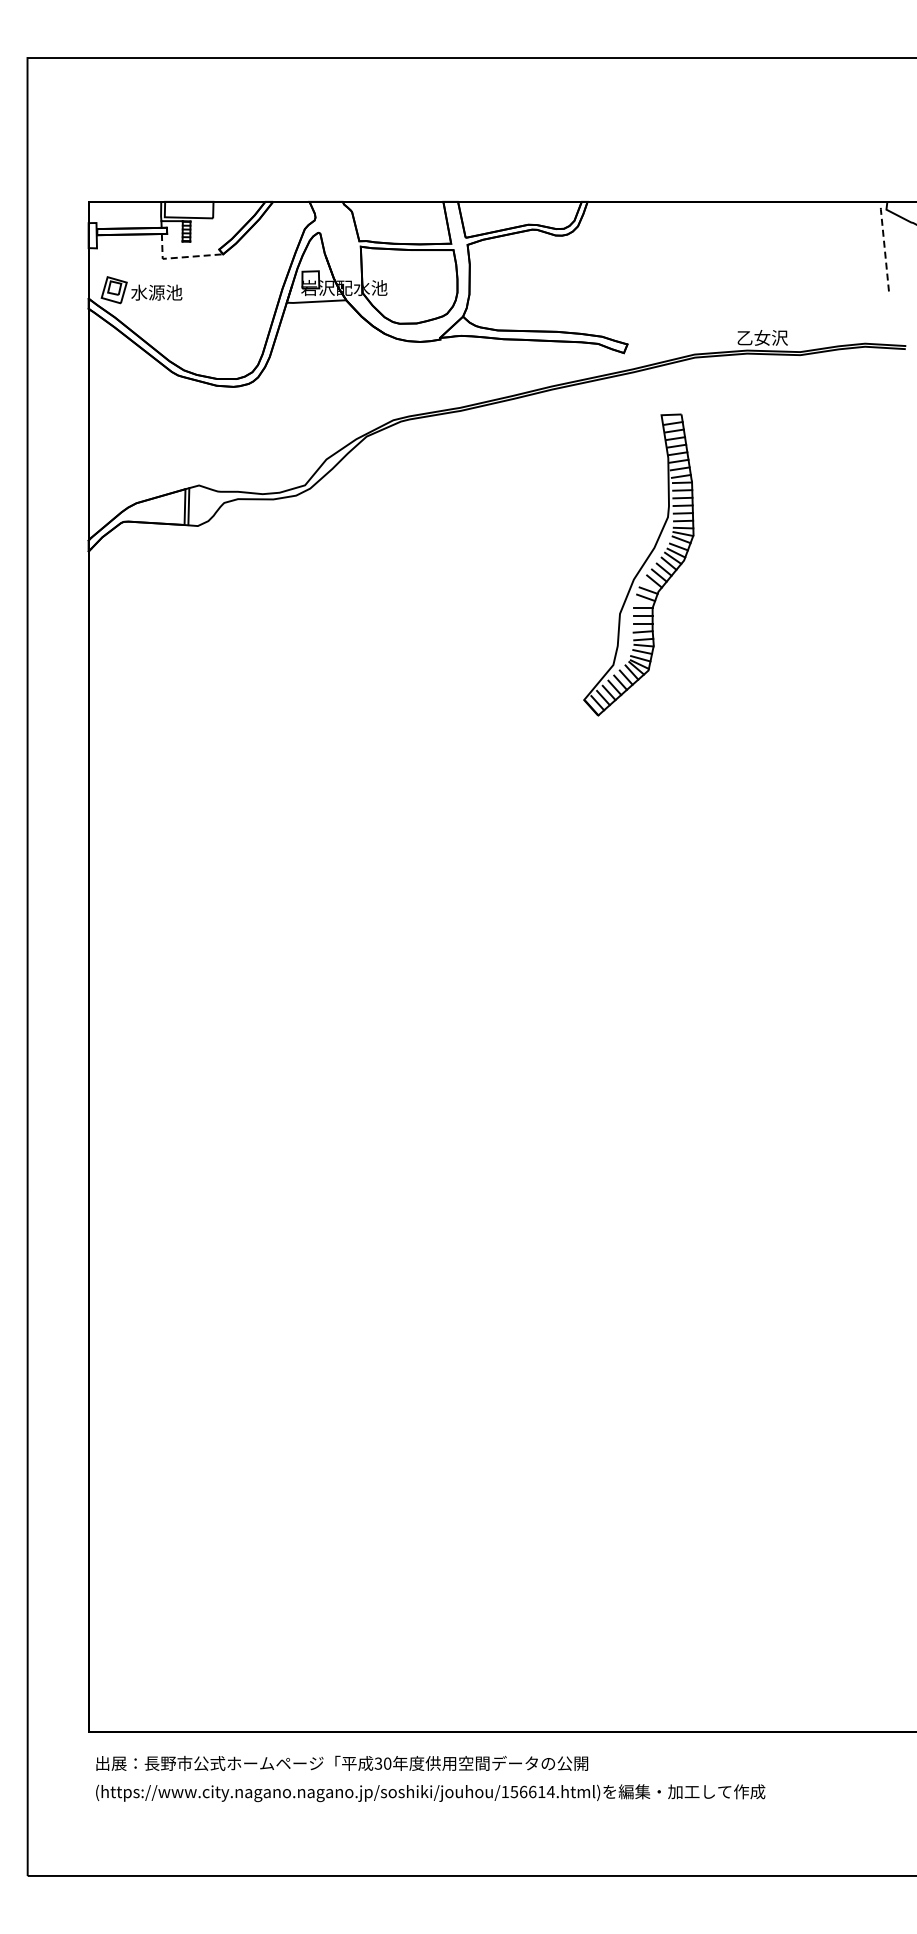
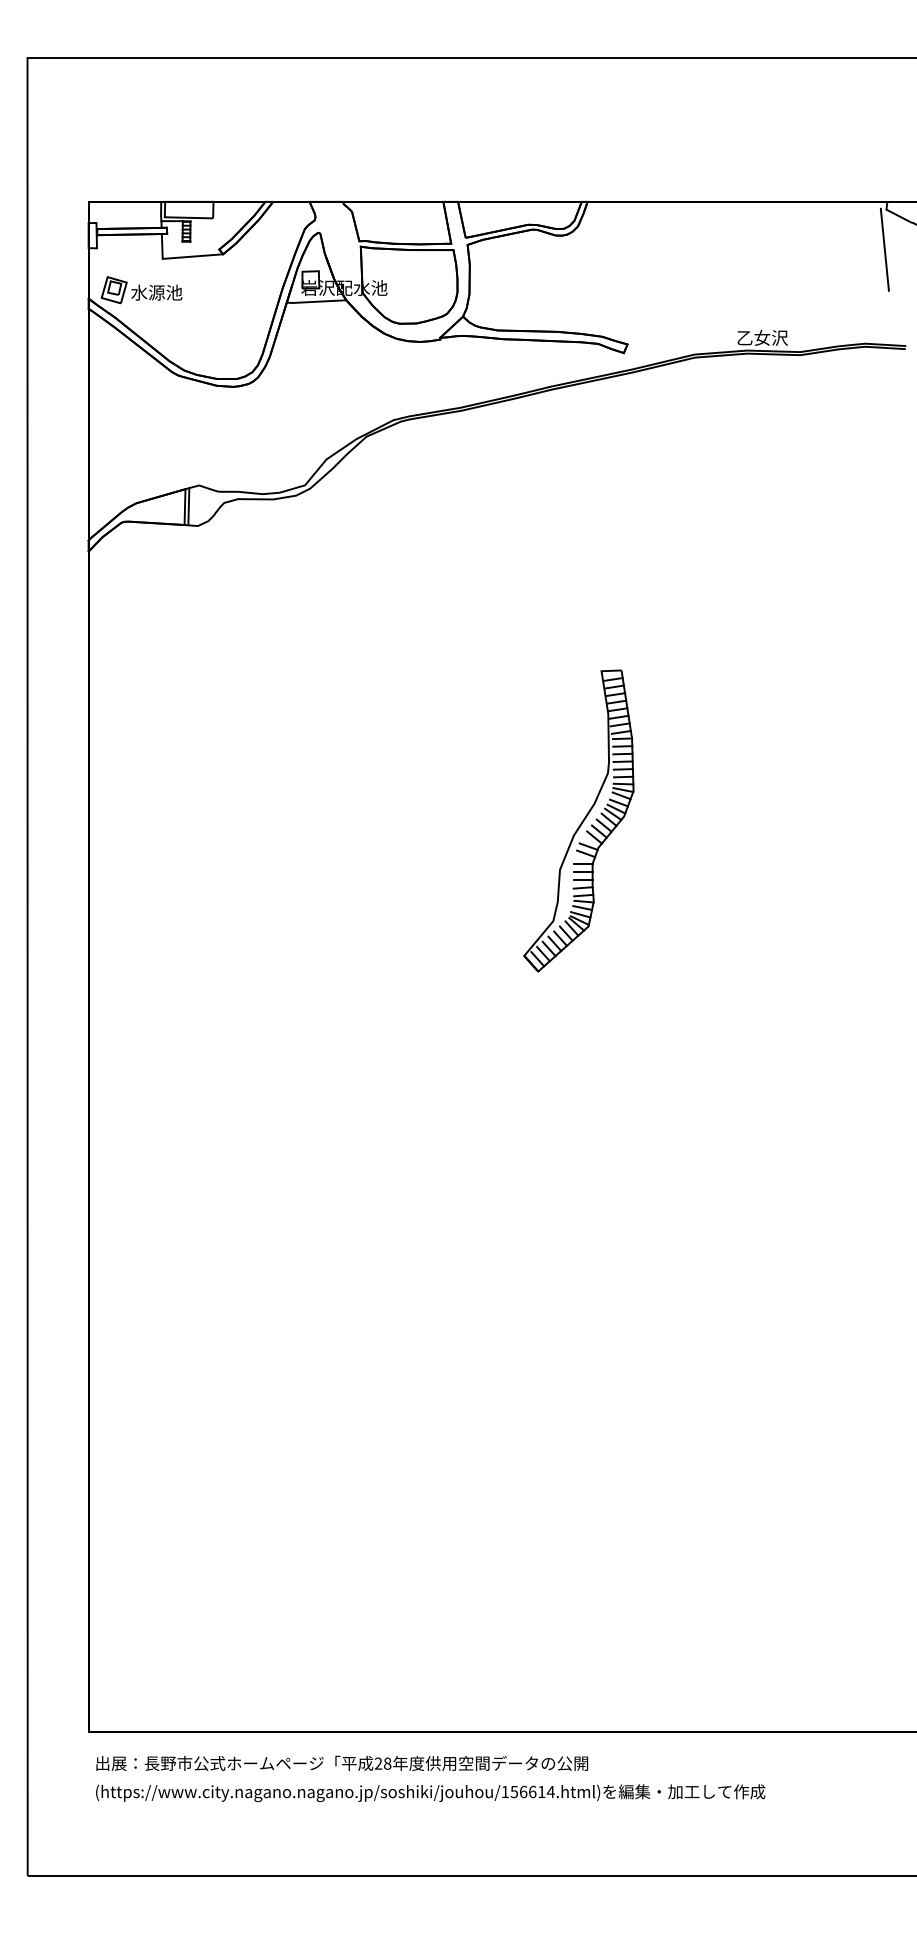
line: dashed -> solid (884, 249)
line: dashed -> solid (180, 257)
part position: (638, 564) -> (578, 820) (578, 820)
text: 30 -> 28 (382, 1763)
